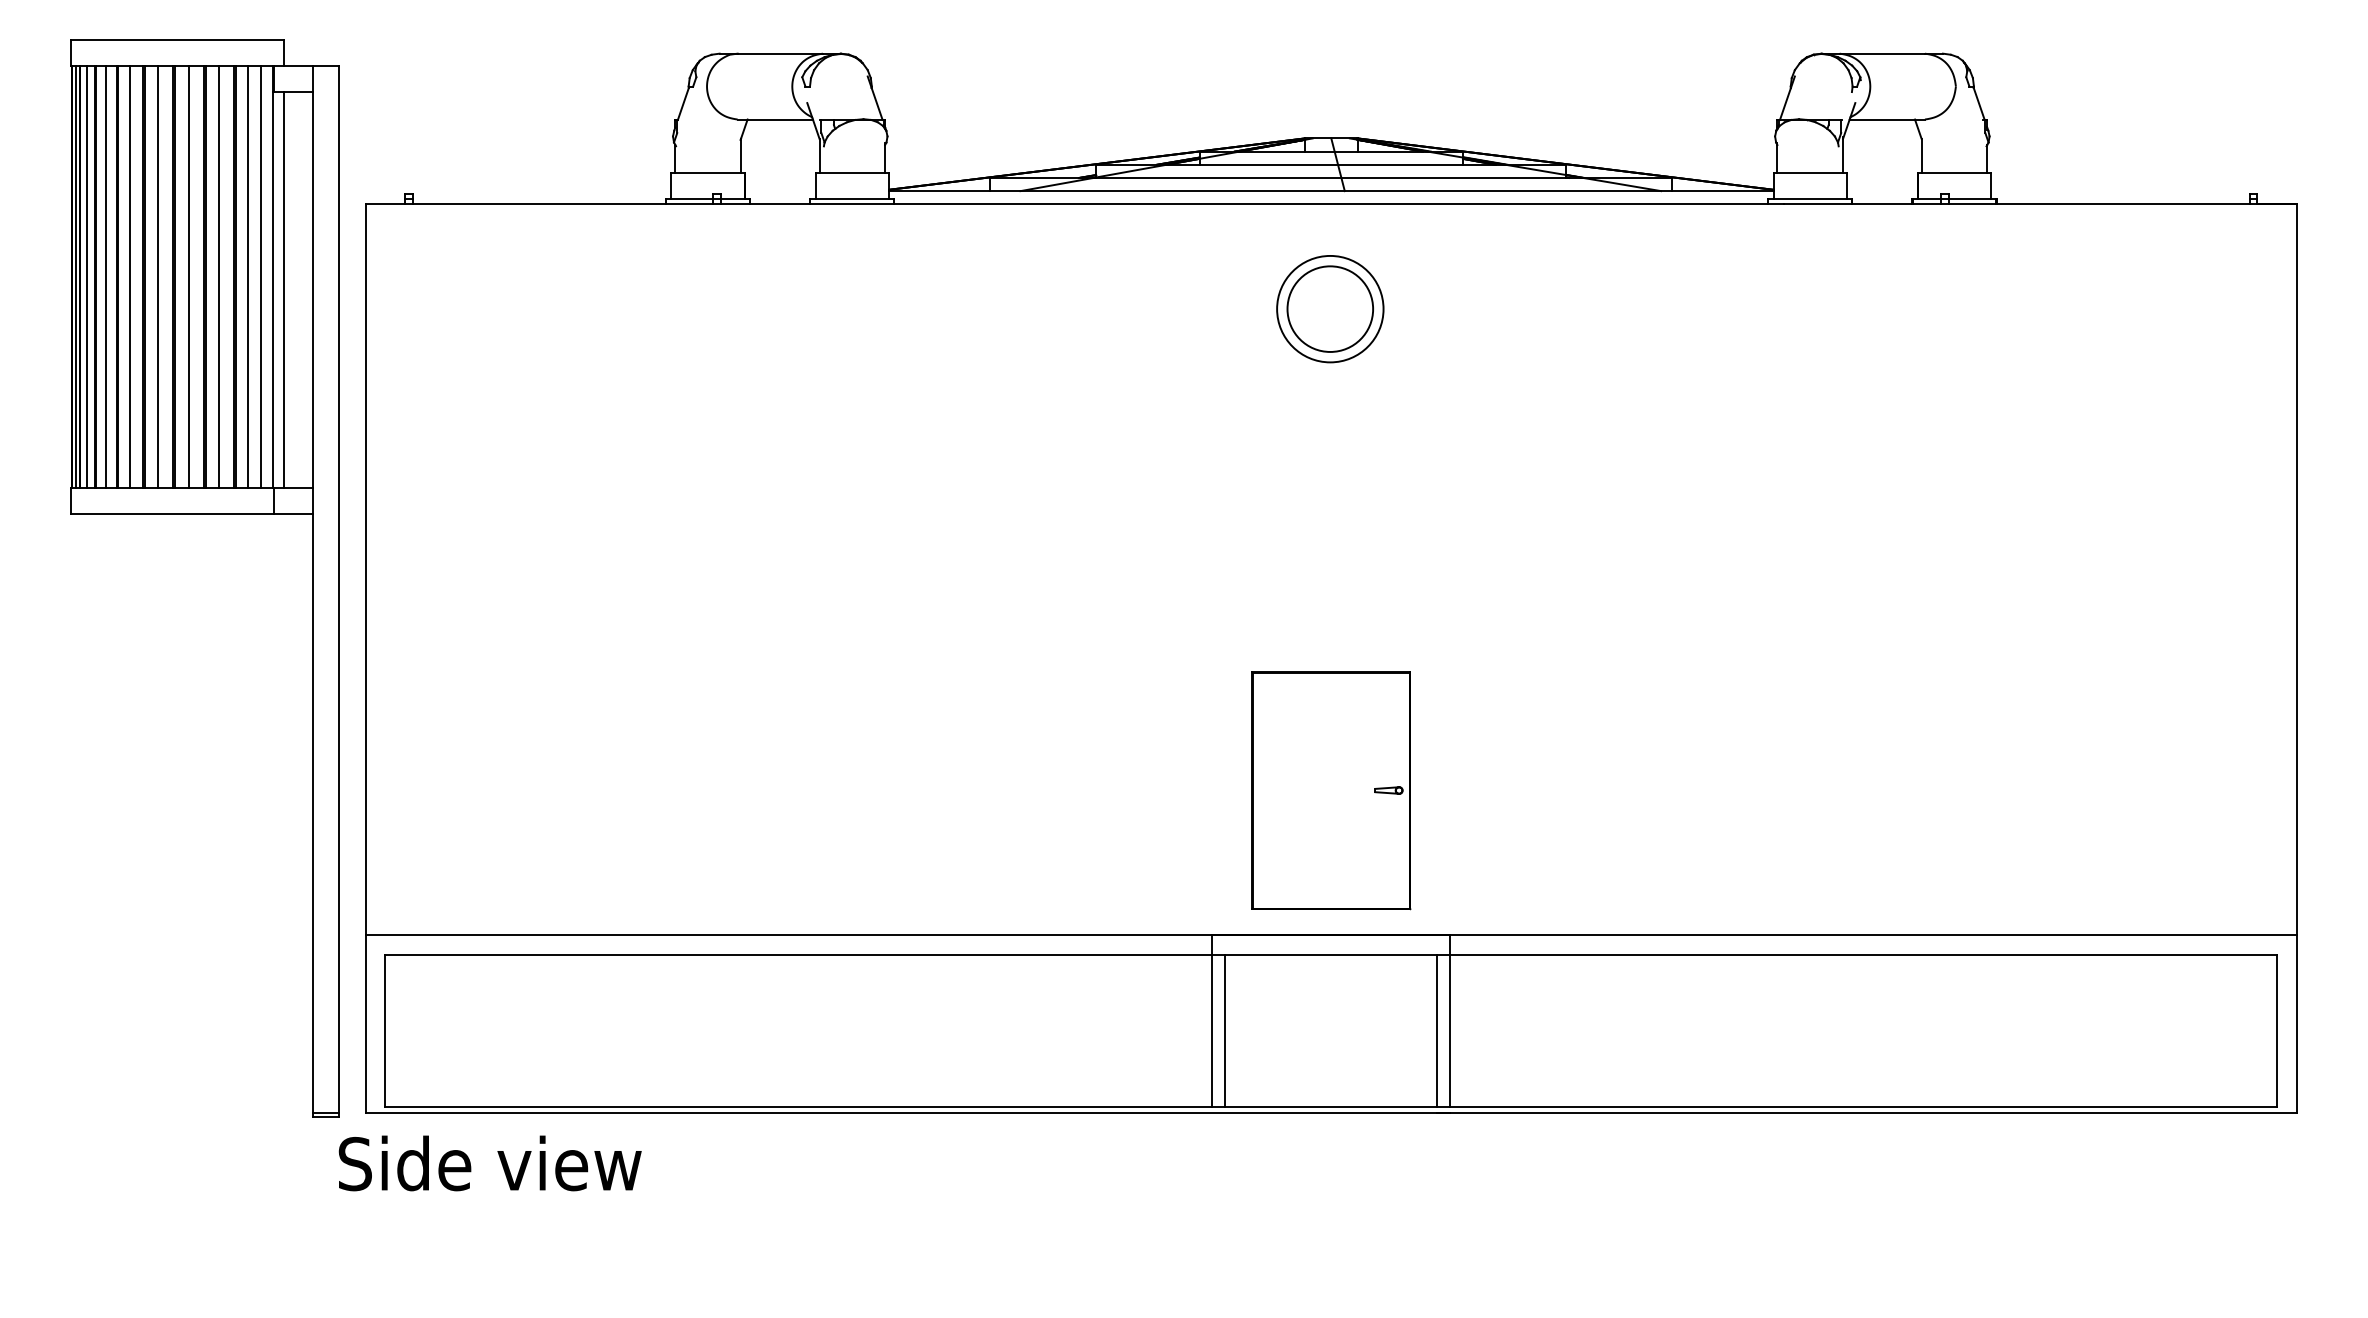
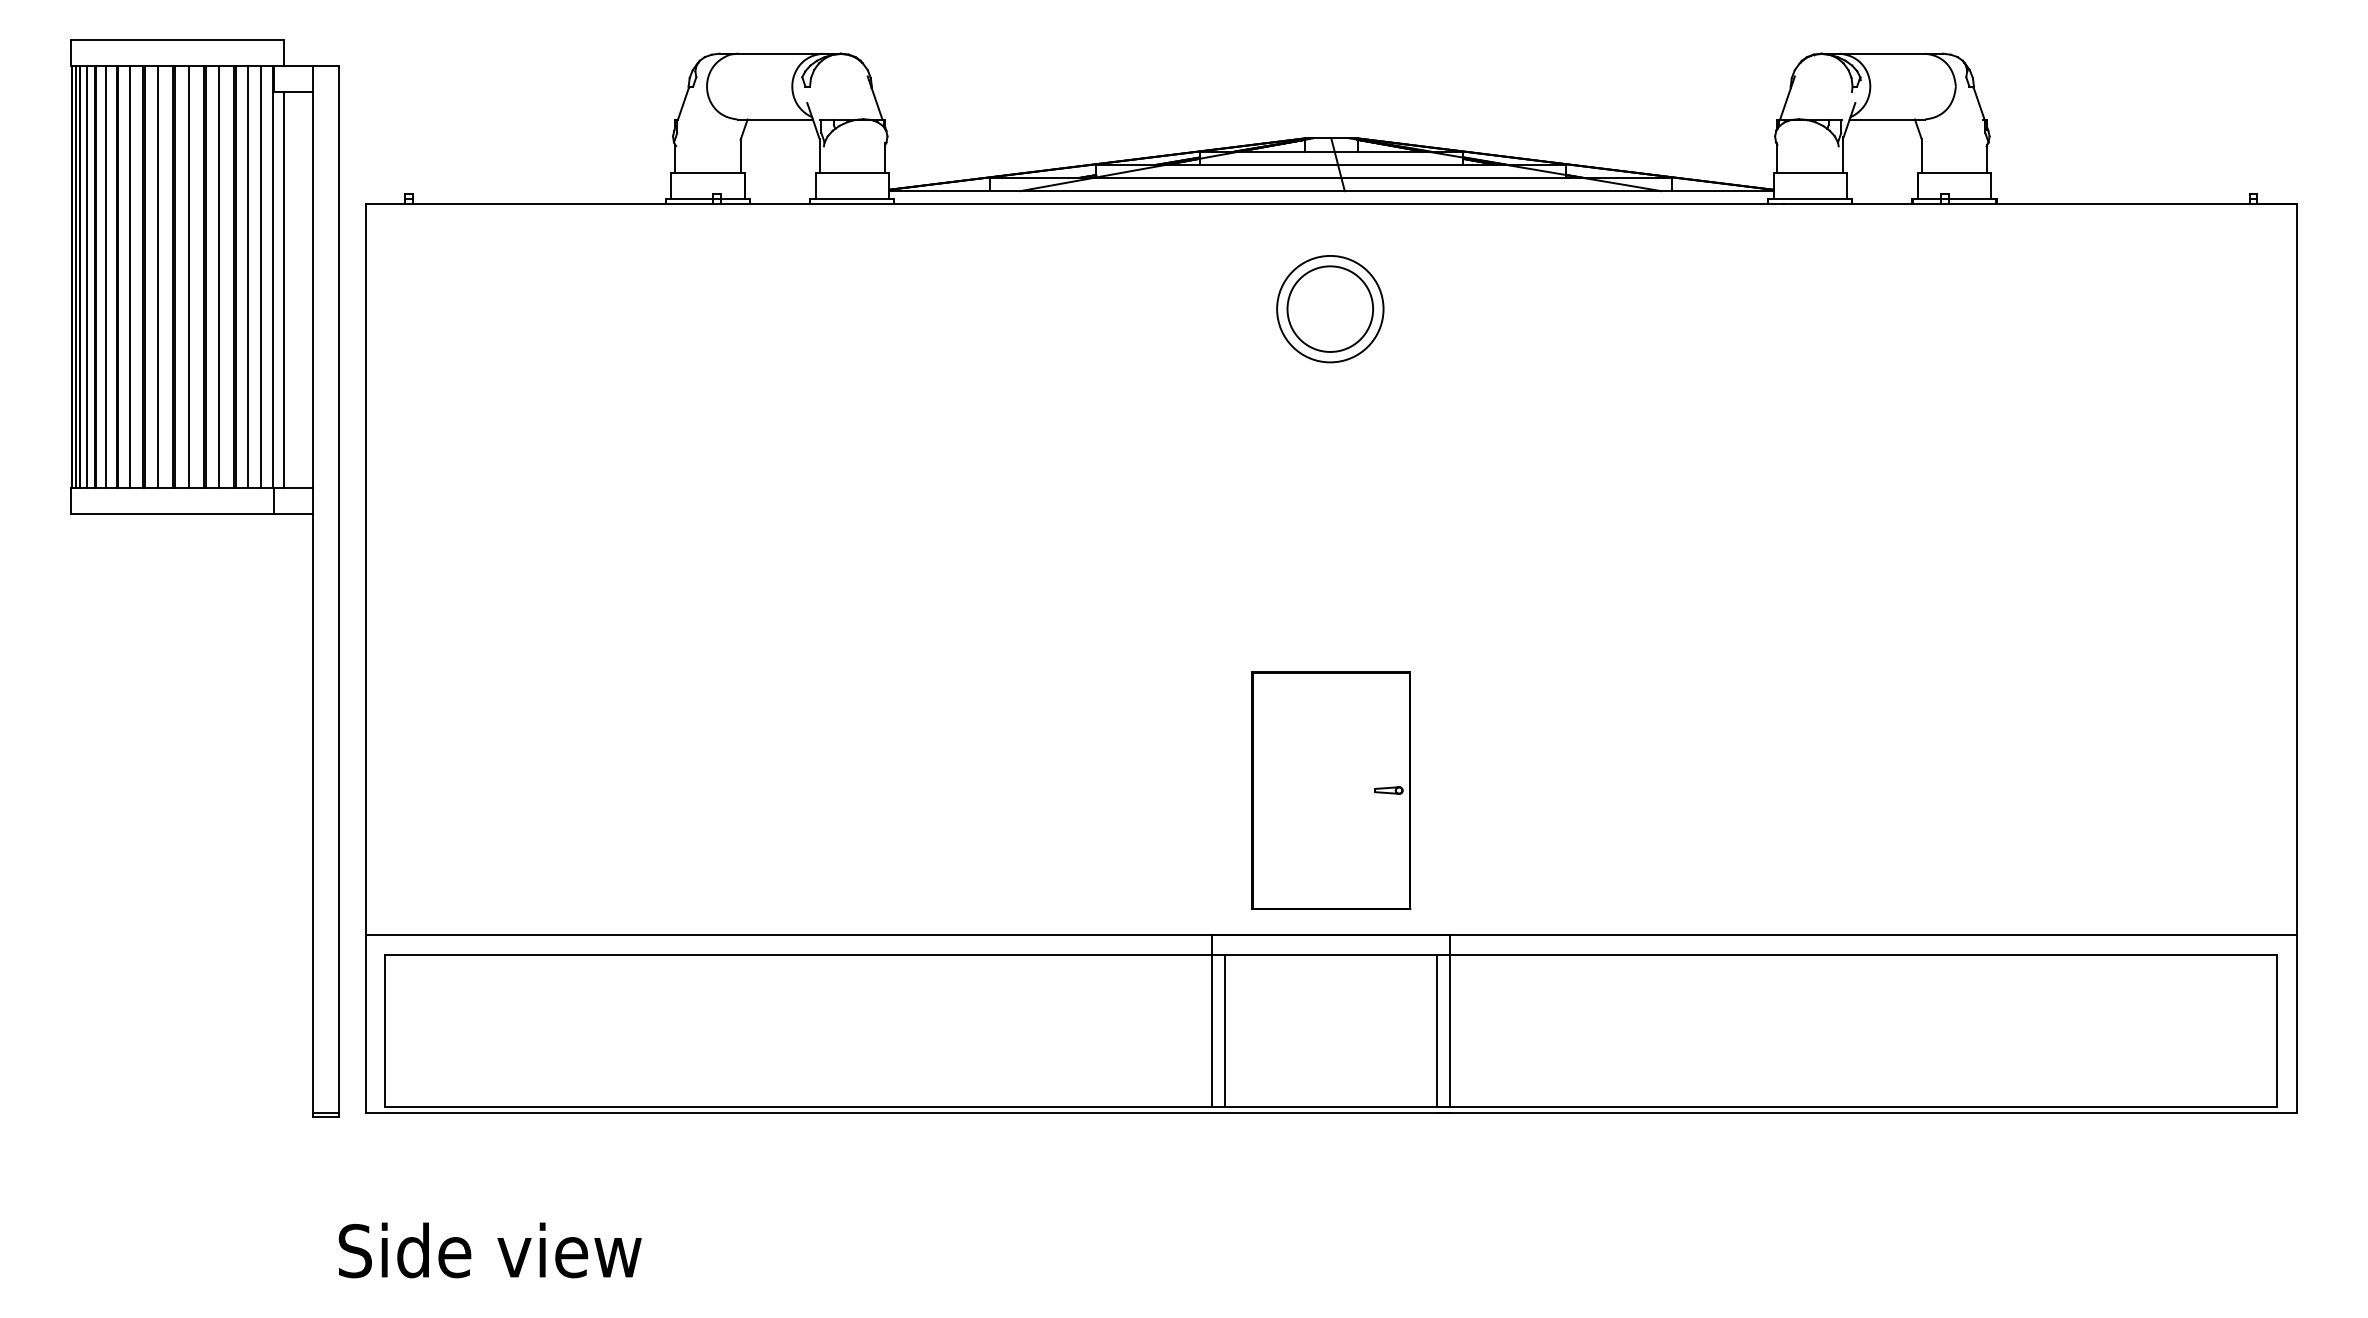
text position: (489, 1163) -> (489, 1250) (489, 1250)
